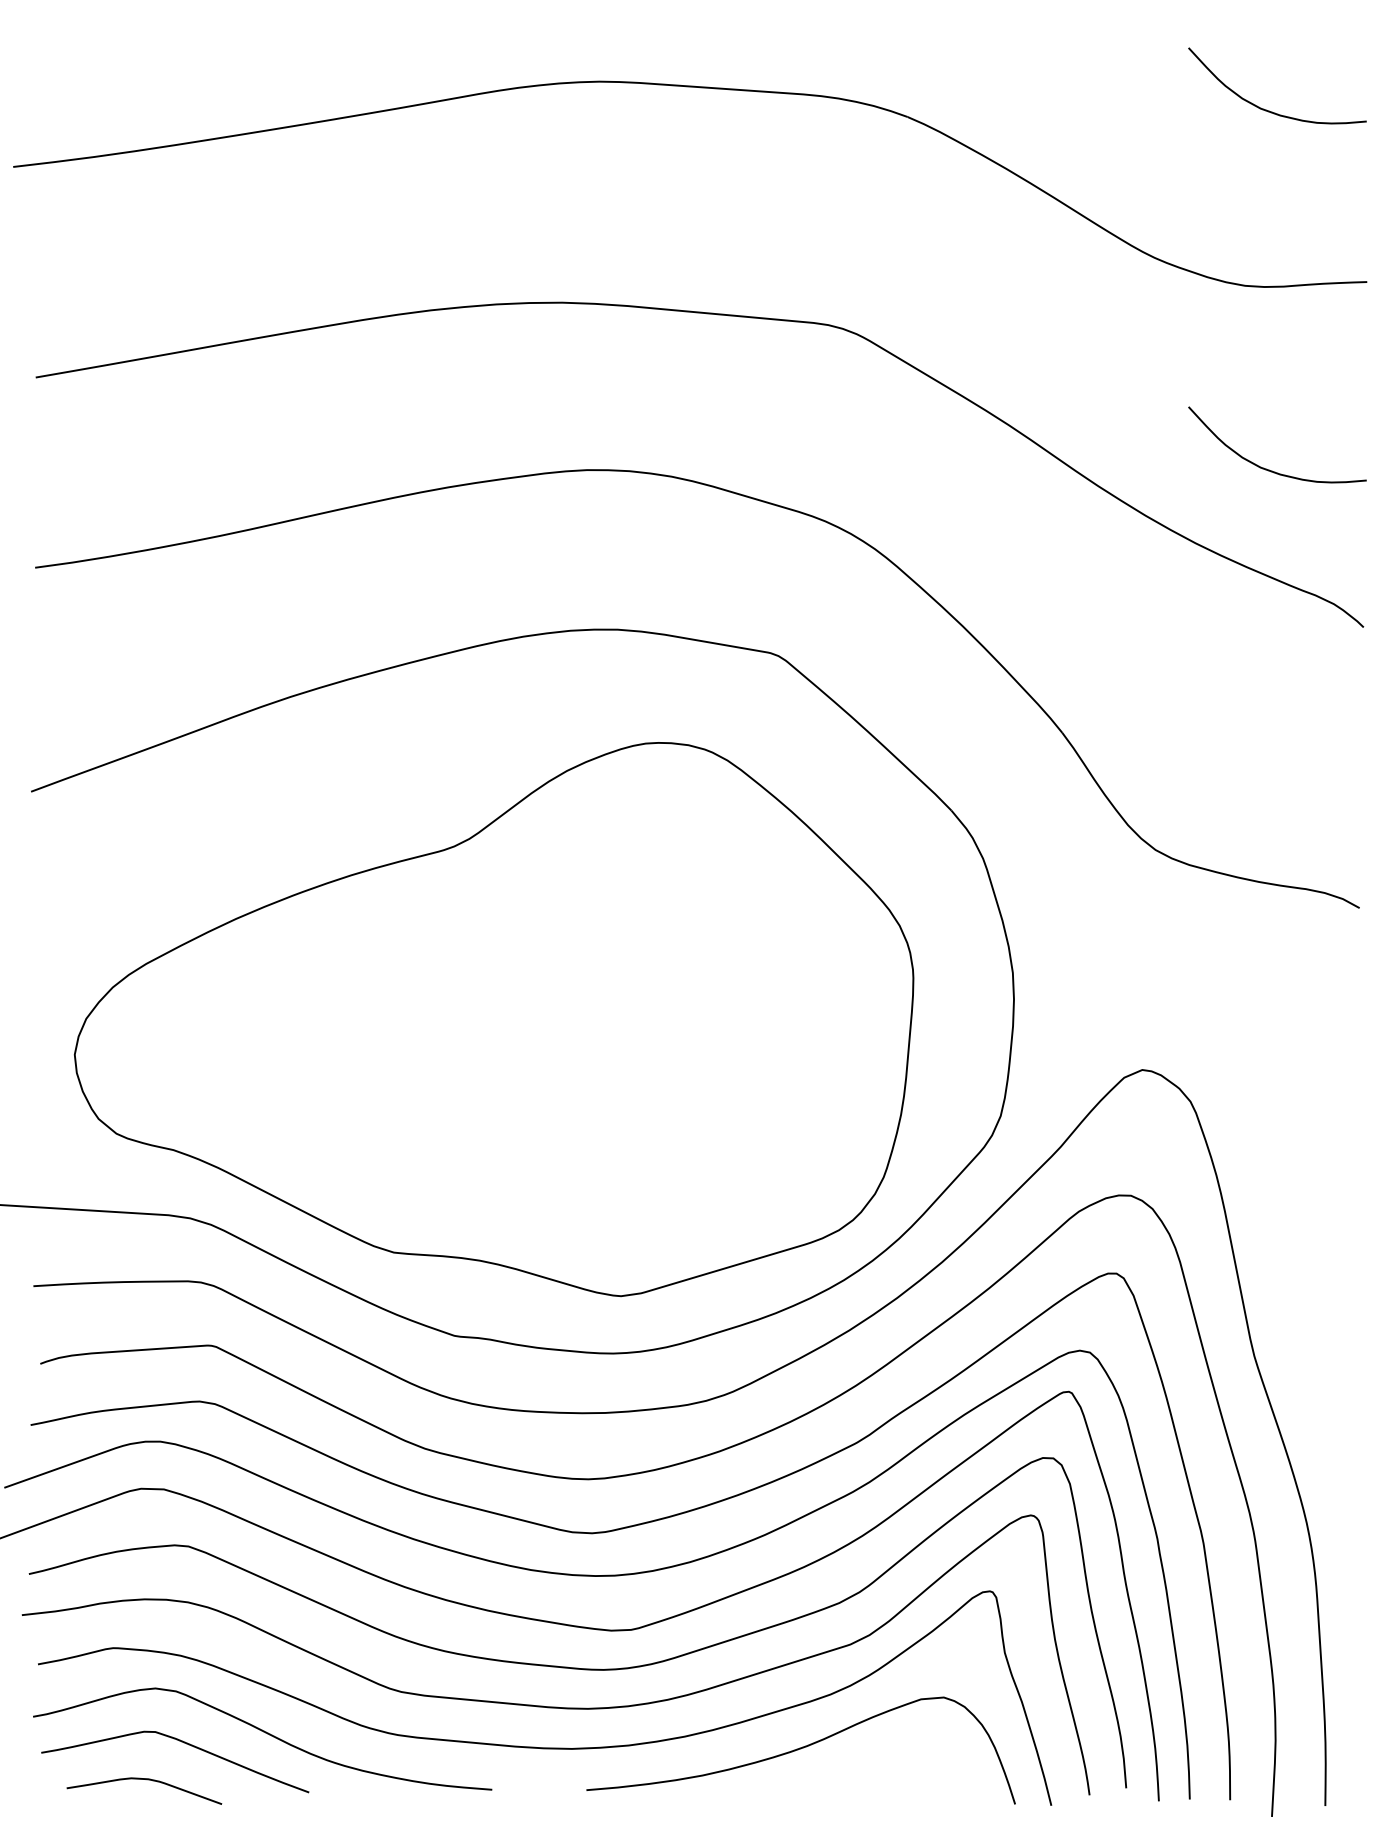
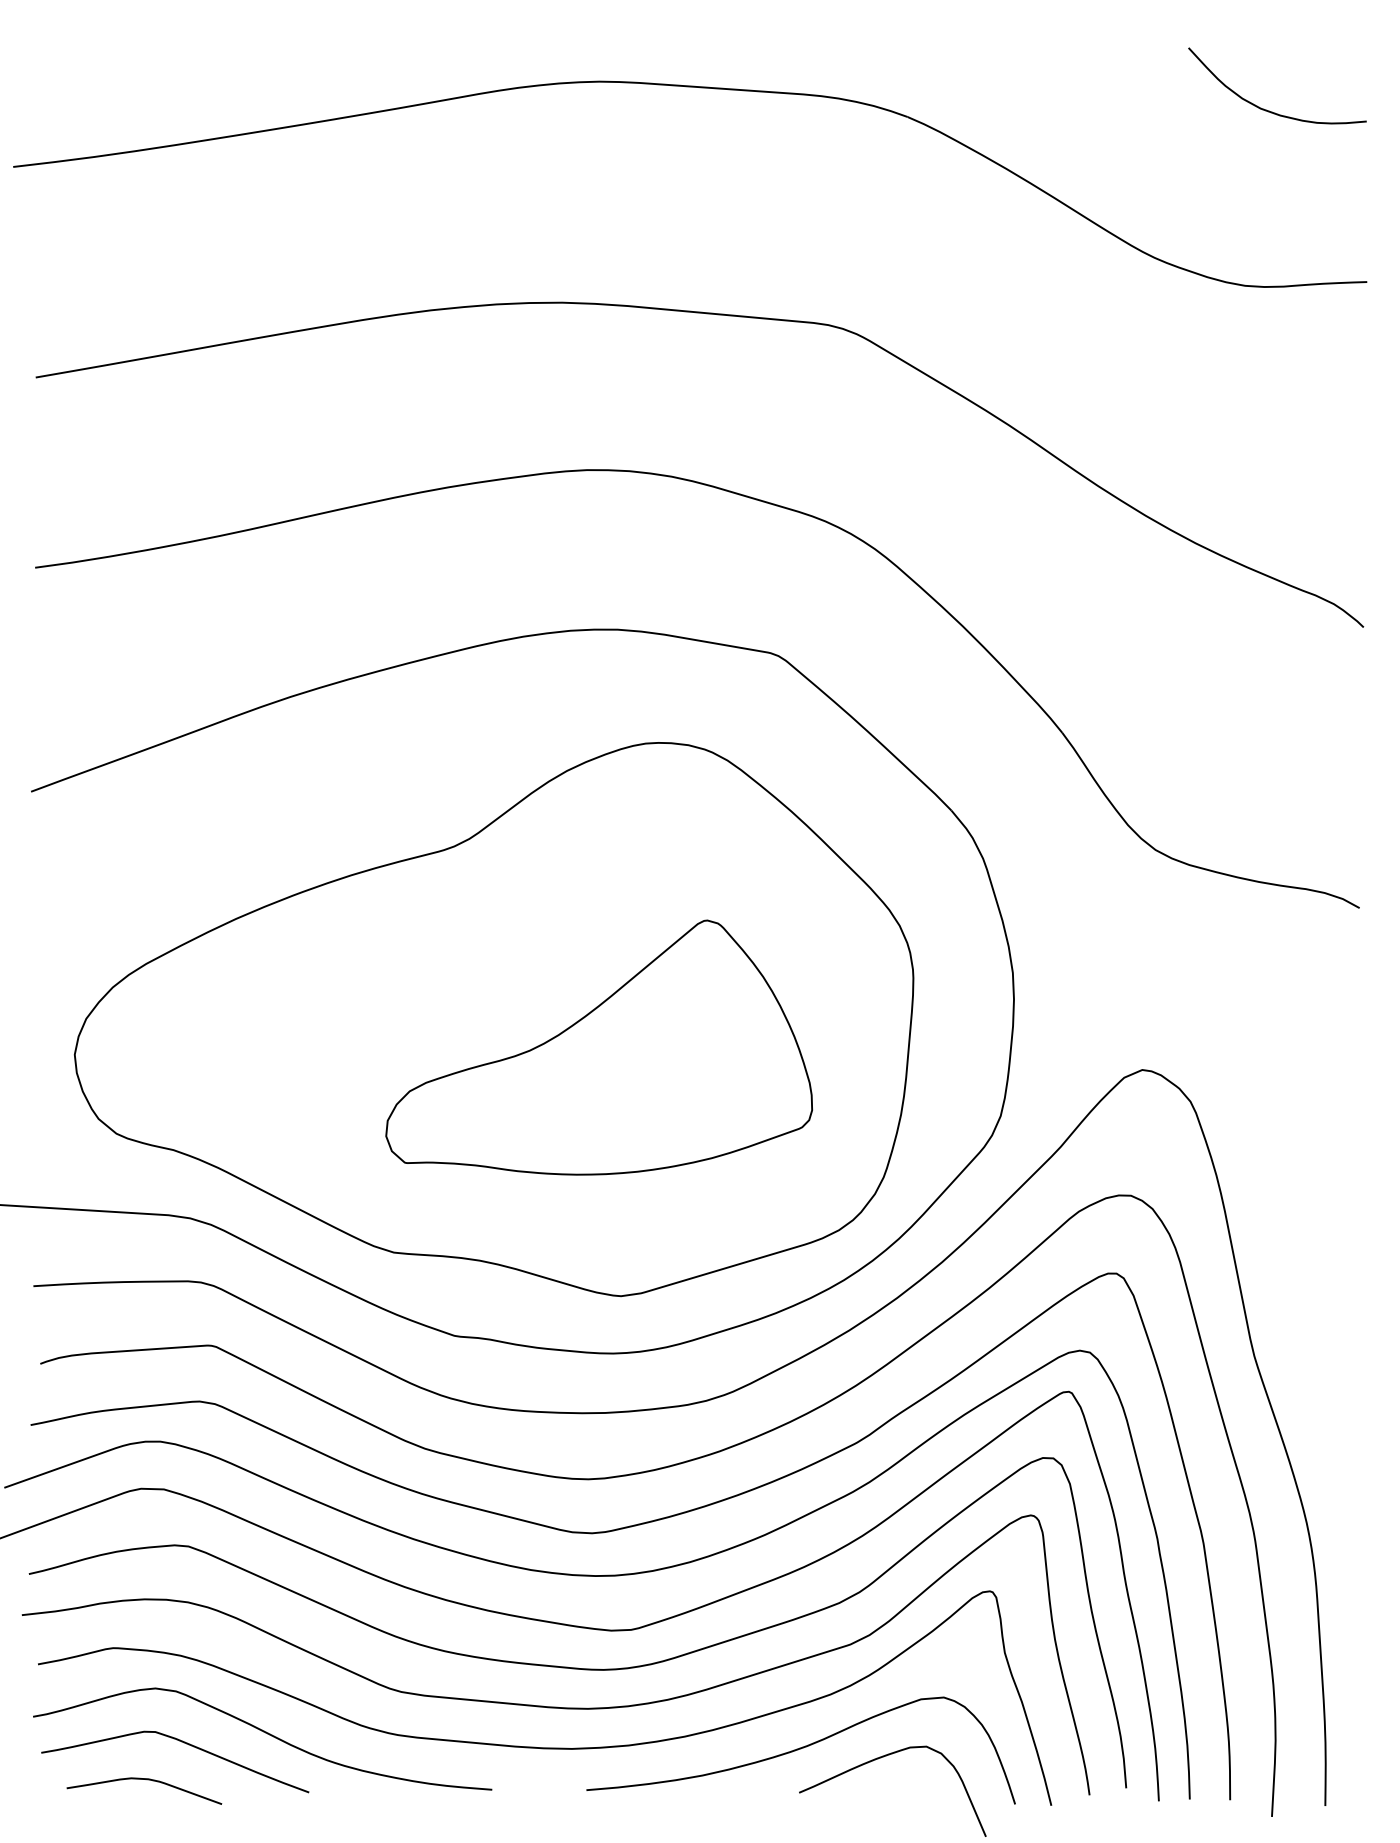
curve: present -> none (1269, 469)
part: none -> present (598, 1047)
curve: none -> present (881, 1758)
